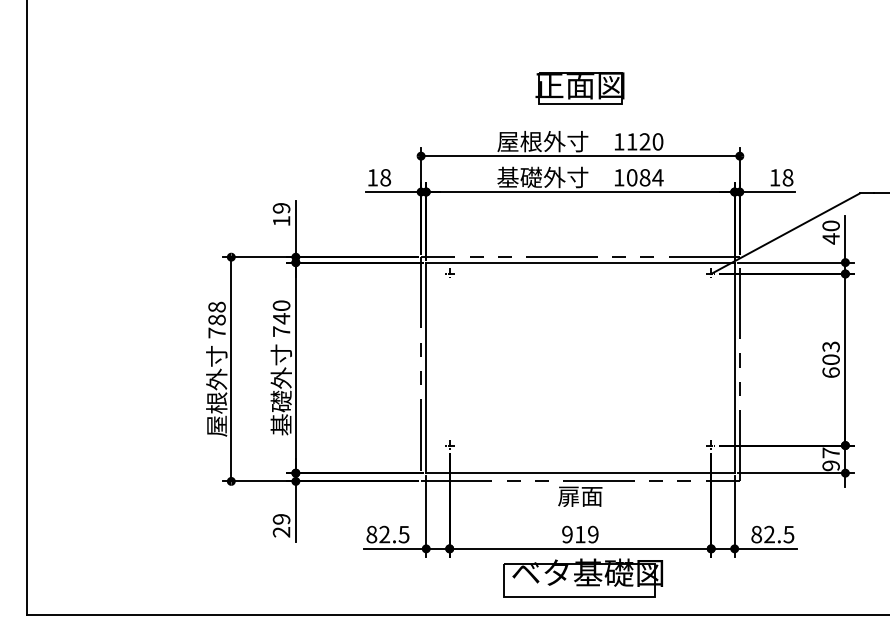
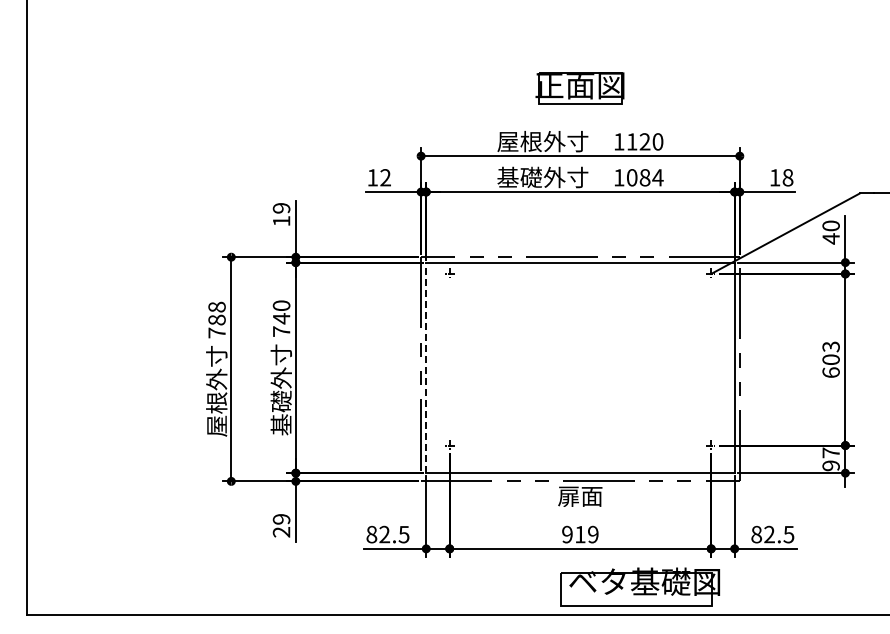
text: 18 -> 12 (385, 177)
line: solid -> dashed (426, 367)
part position: (582, 577) -> (639, 586) (639, 586)
